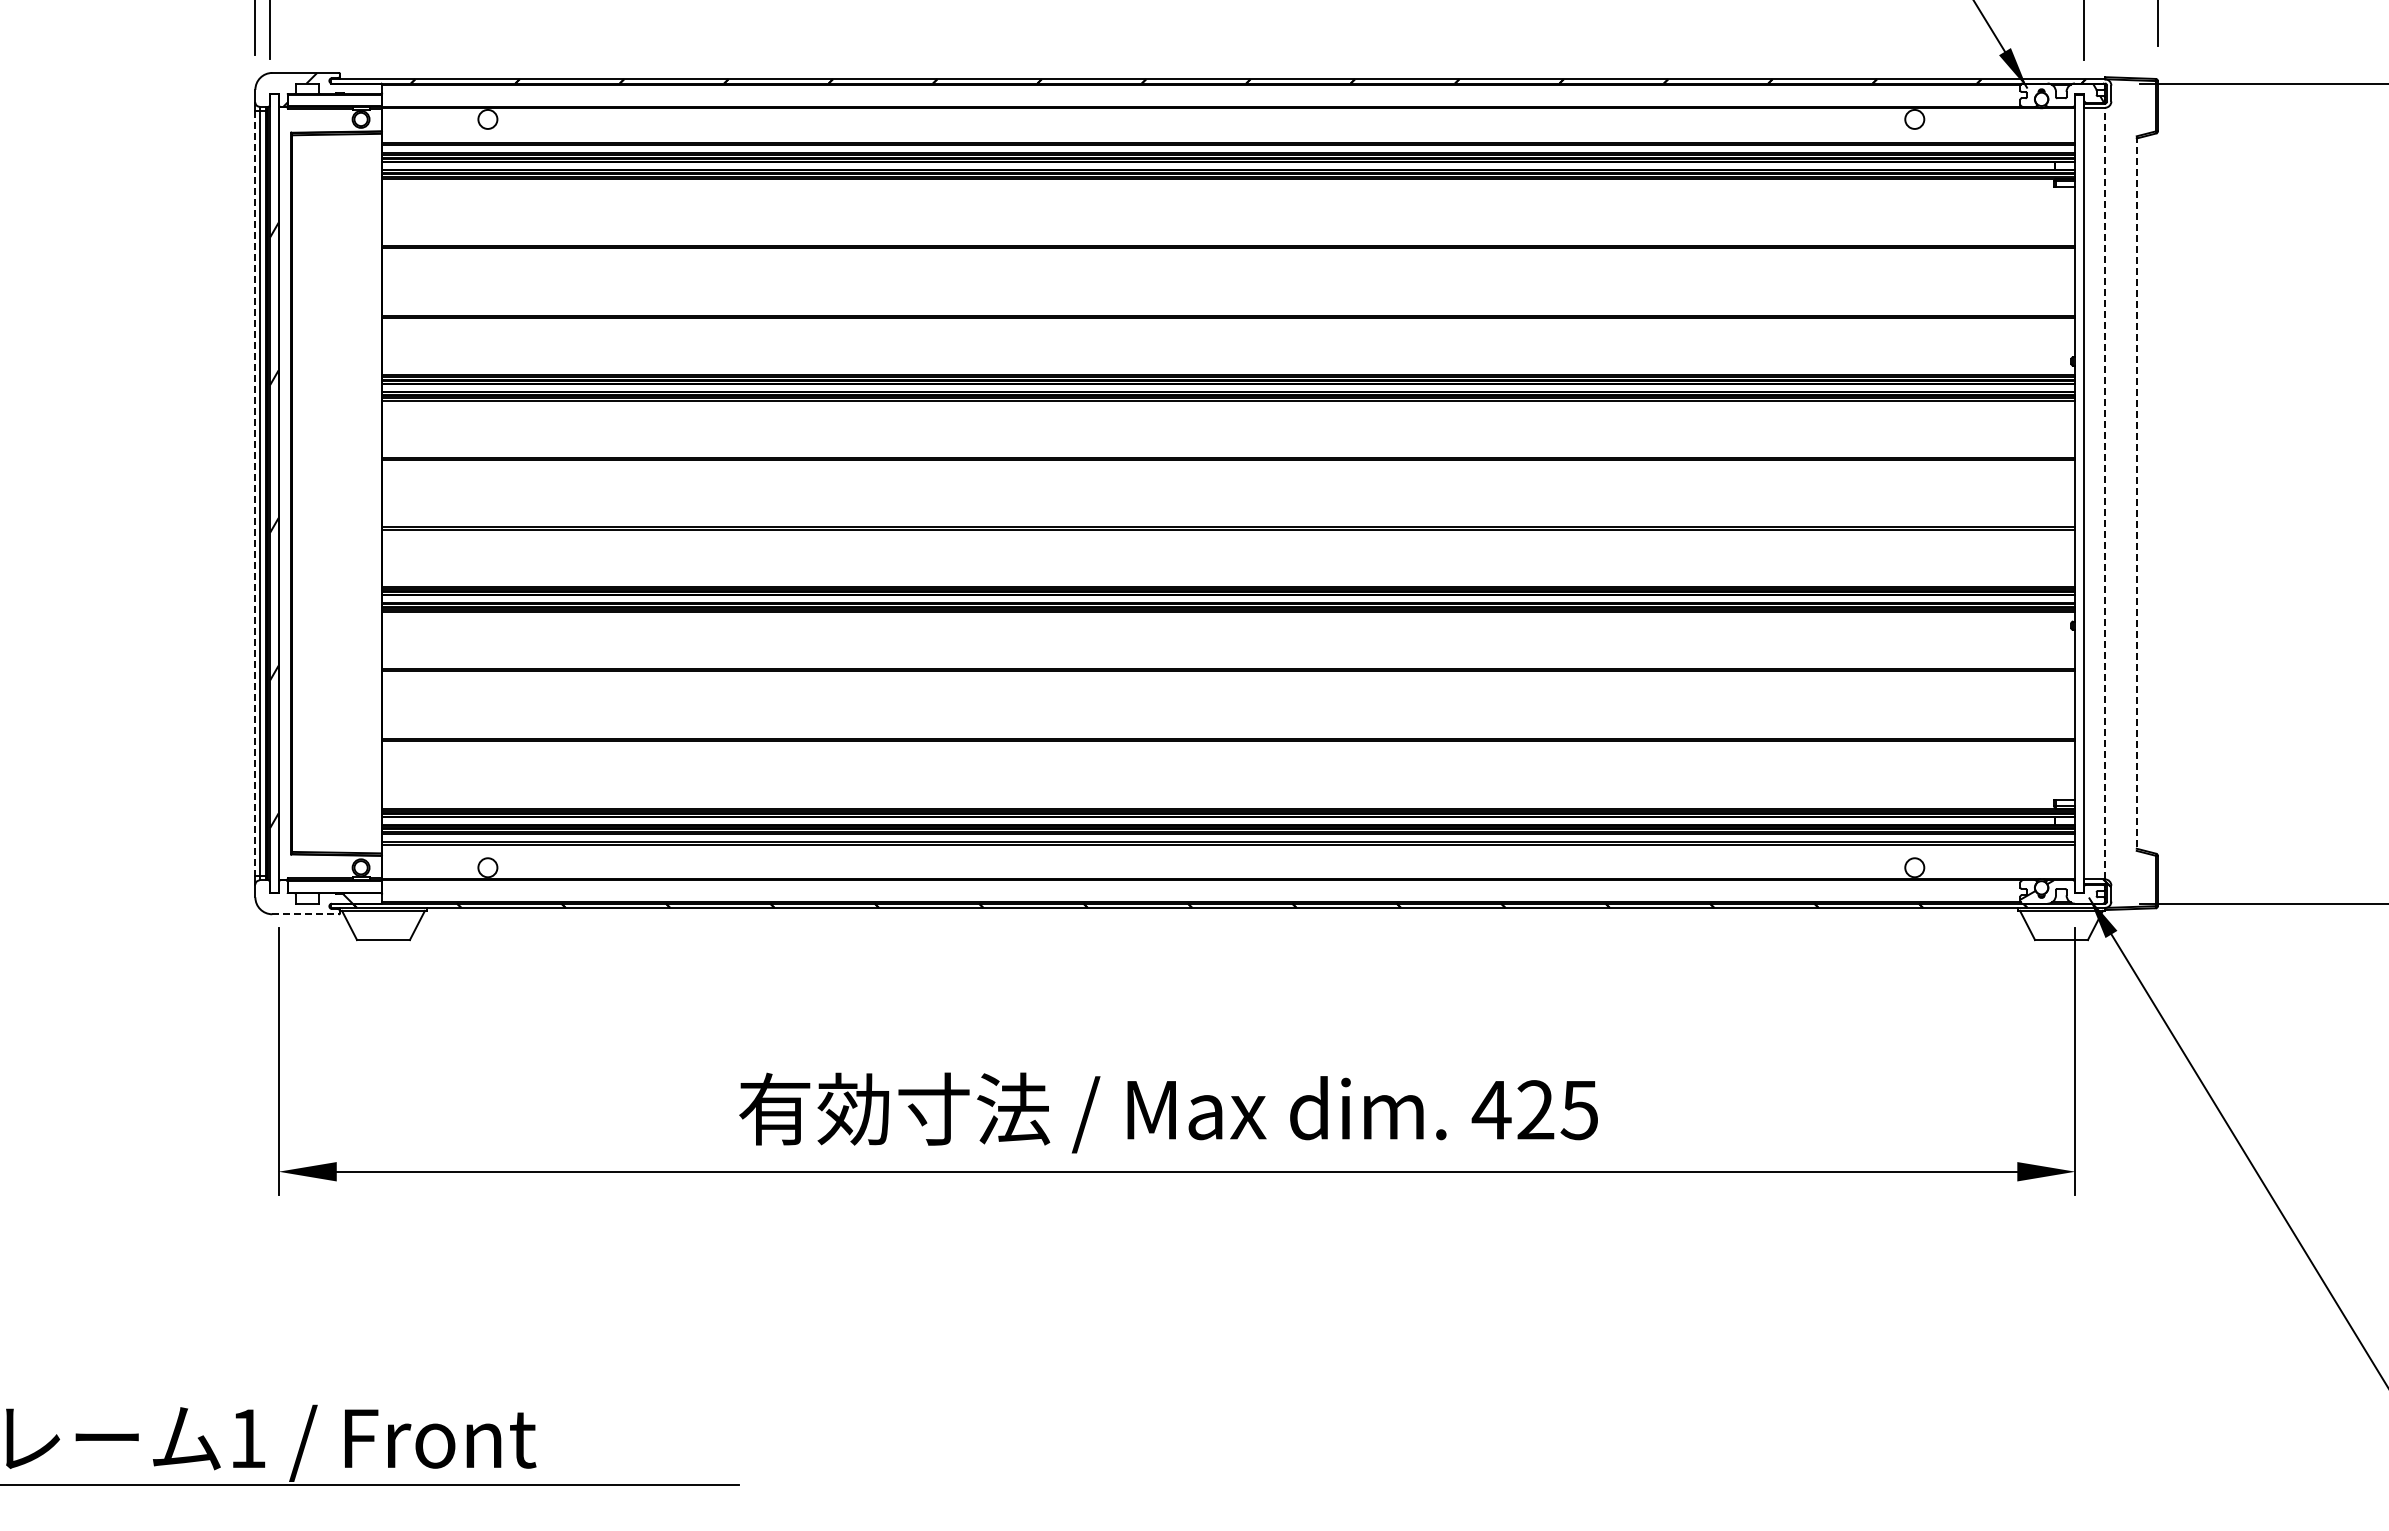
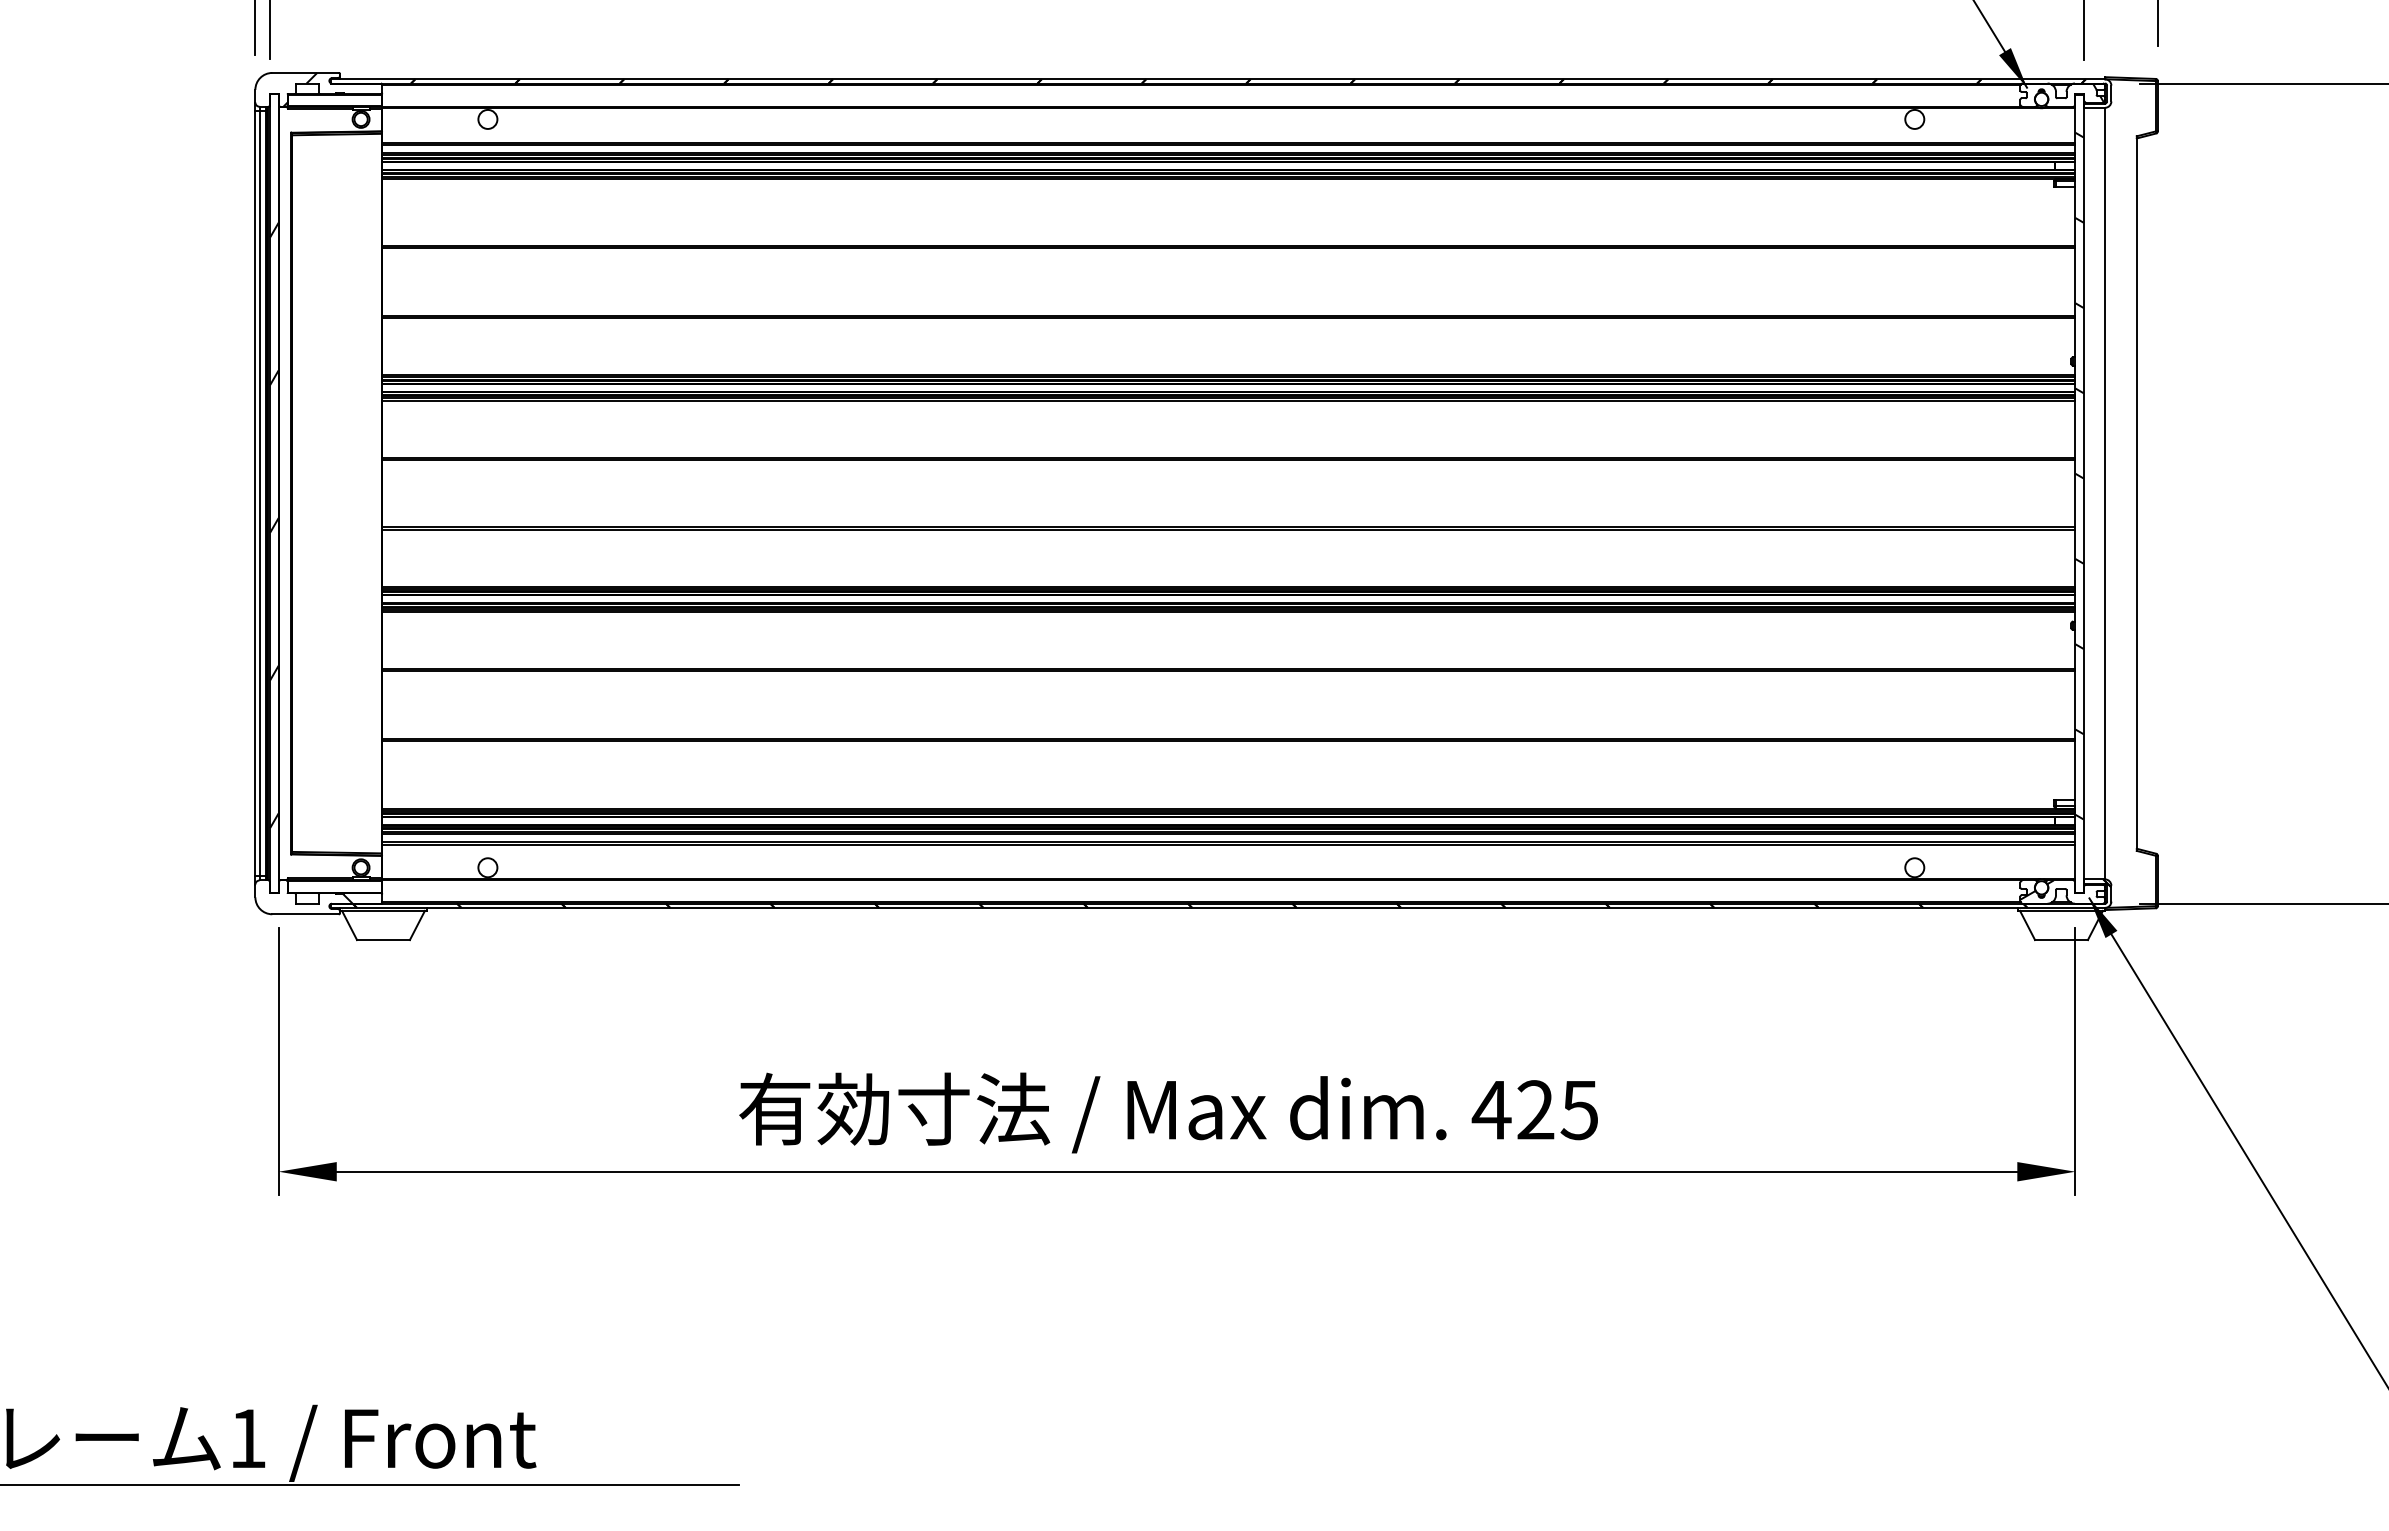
hatch: none -> present (2079, 475)
line: dashed -> solid (255, 493)
line: dashed -> solid (2105, 493)
line: dashed -> solid (2136, 494)
line: dashed -> solid (305, 914)
